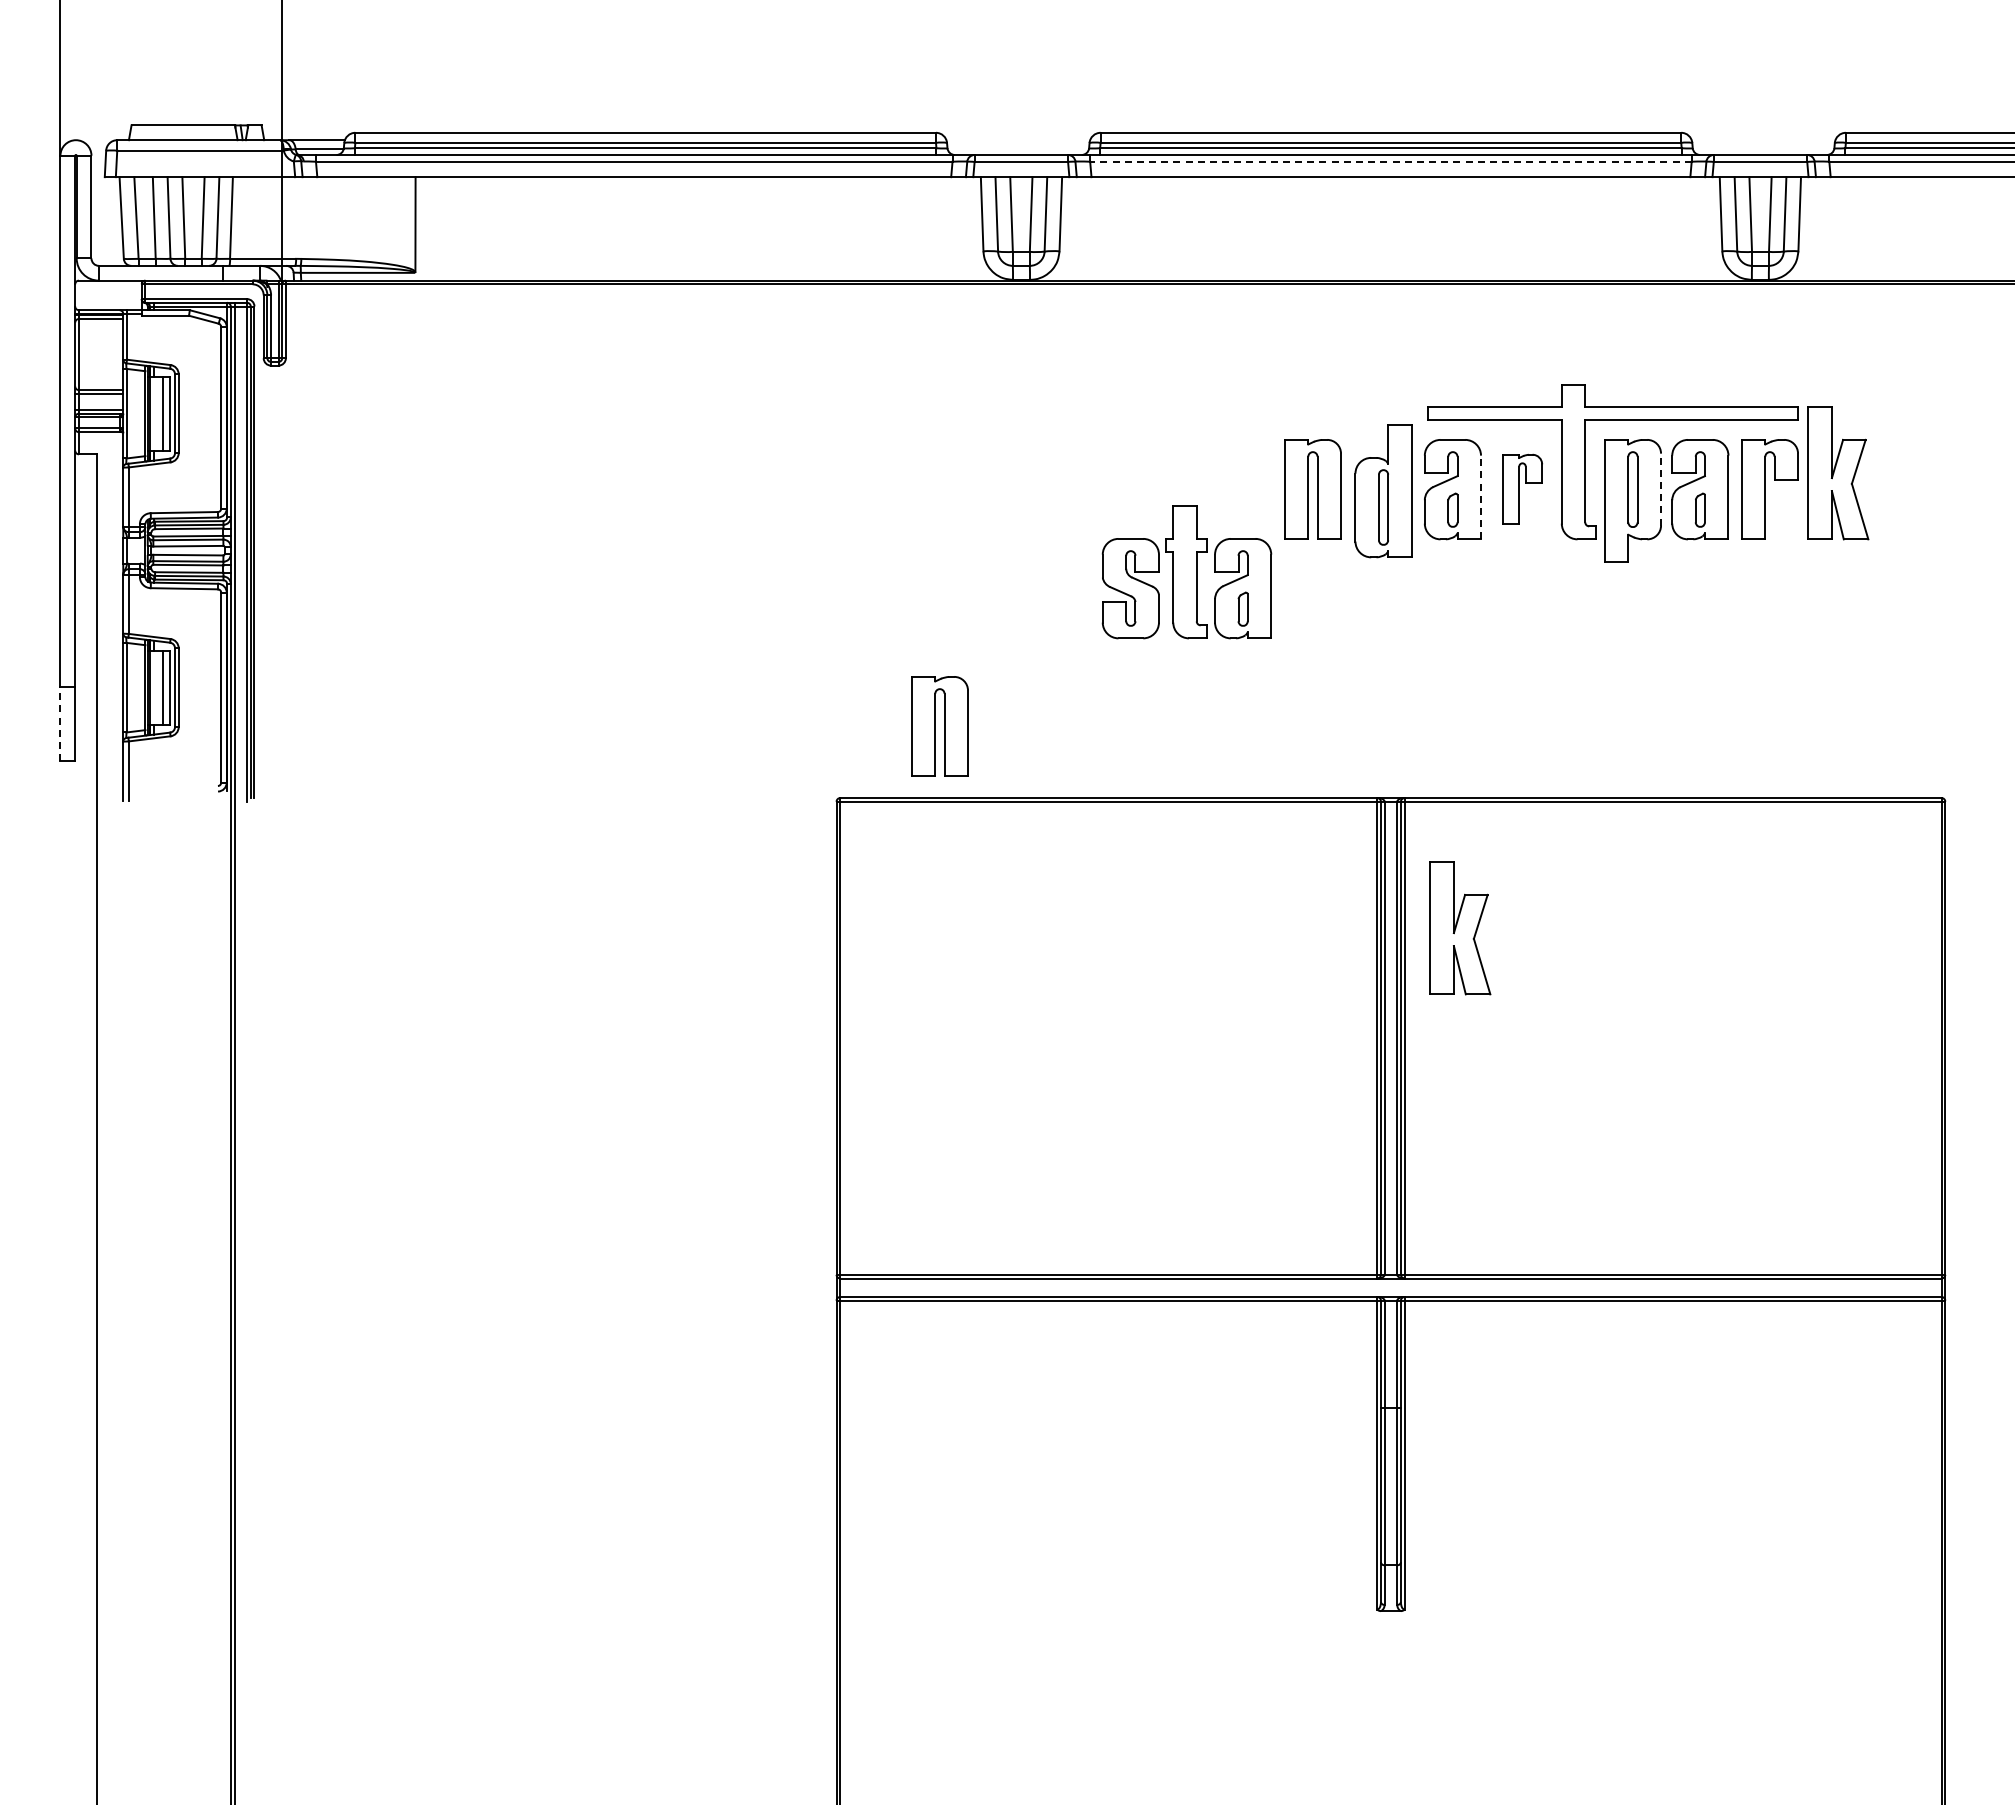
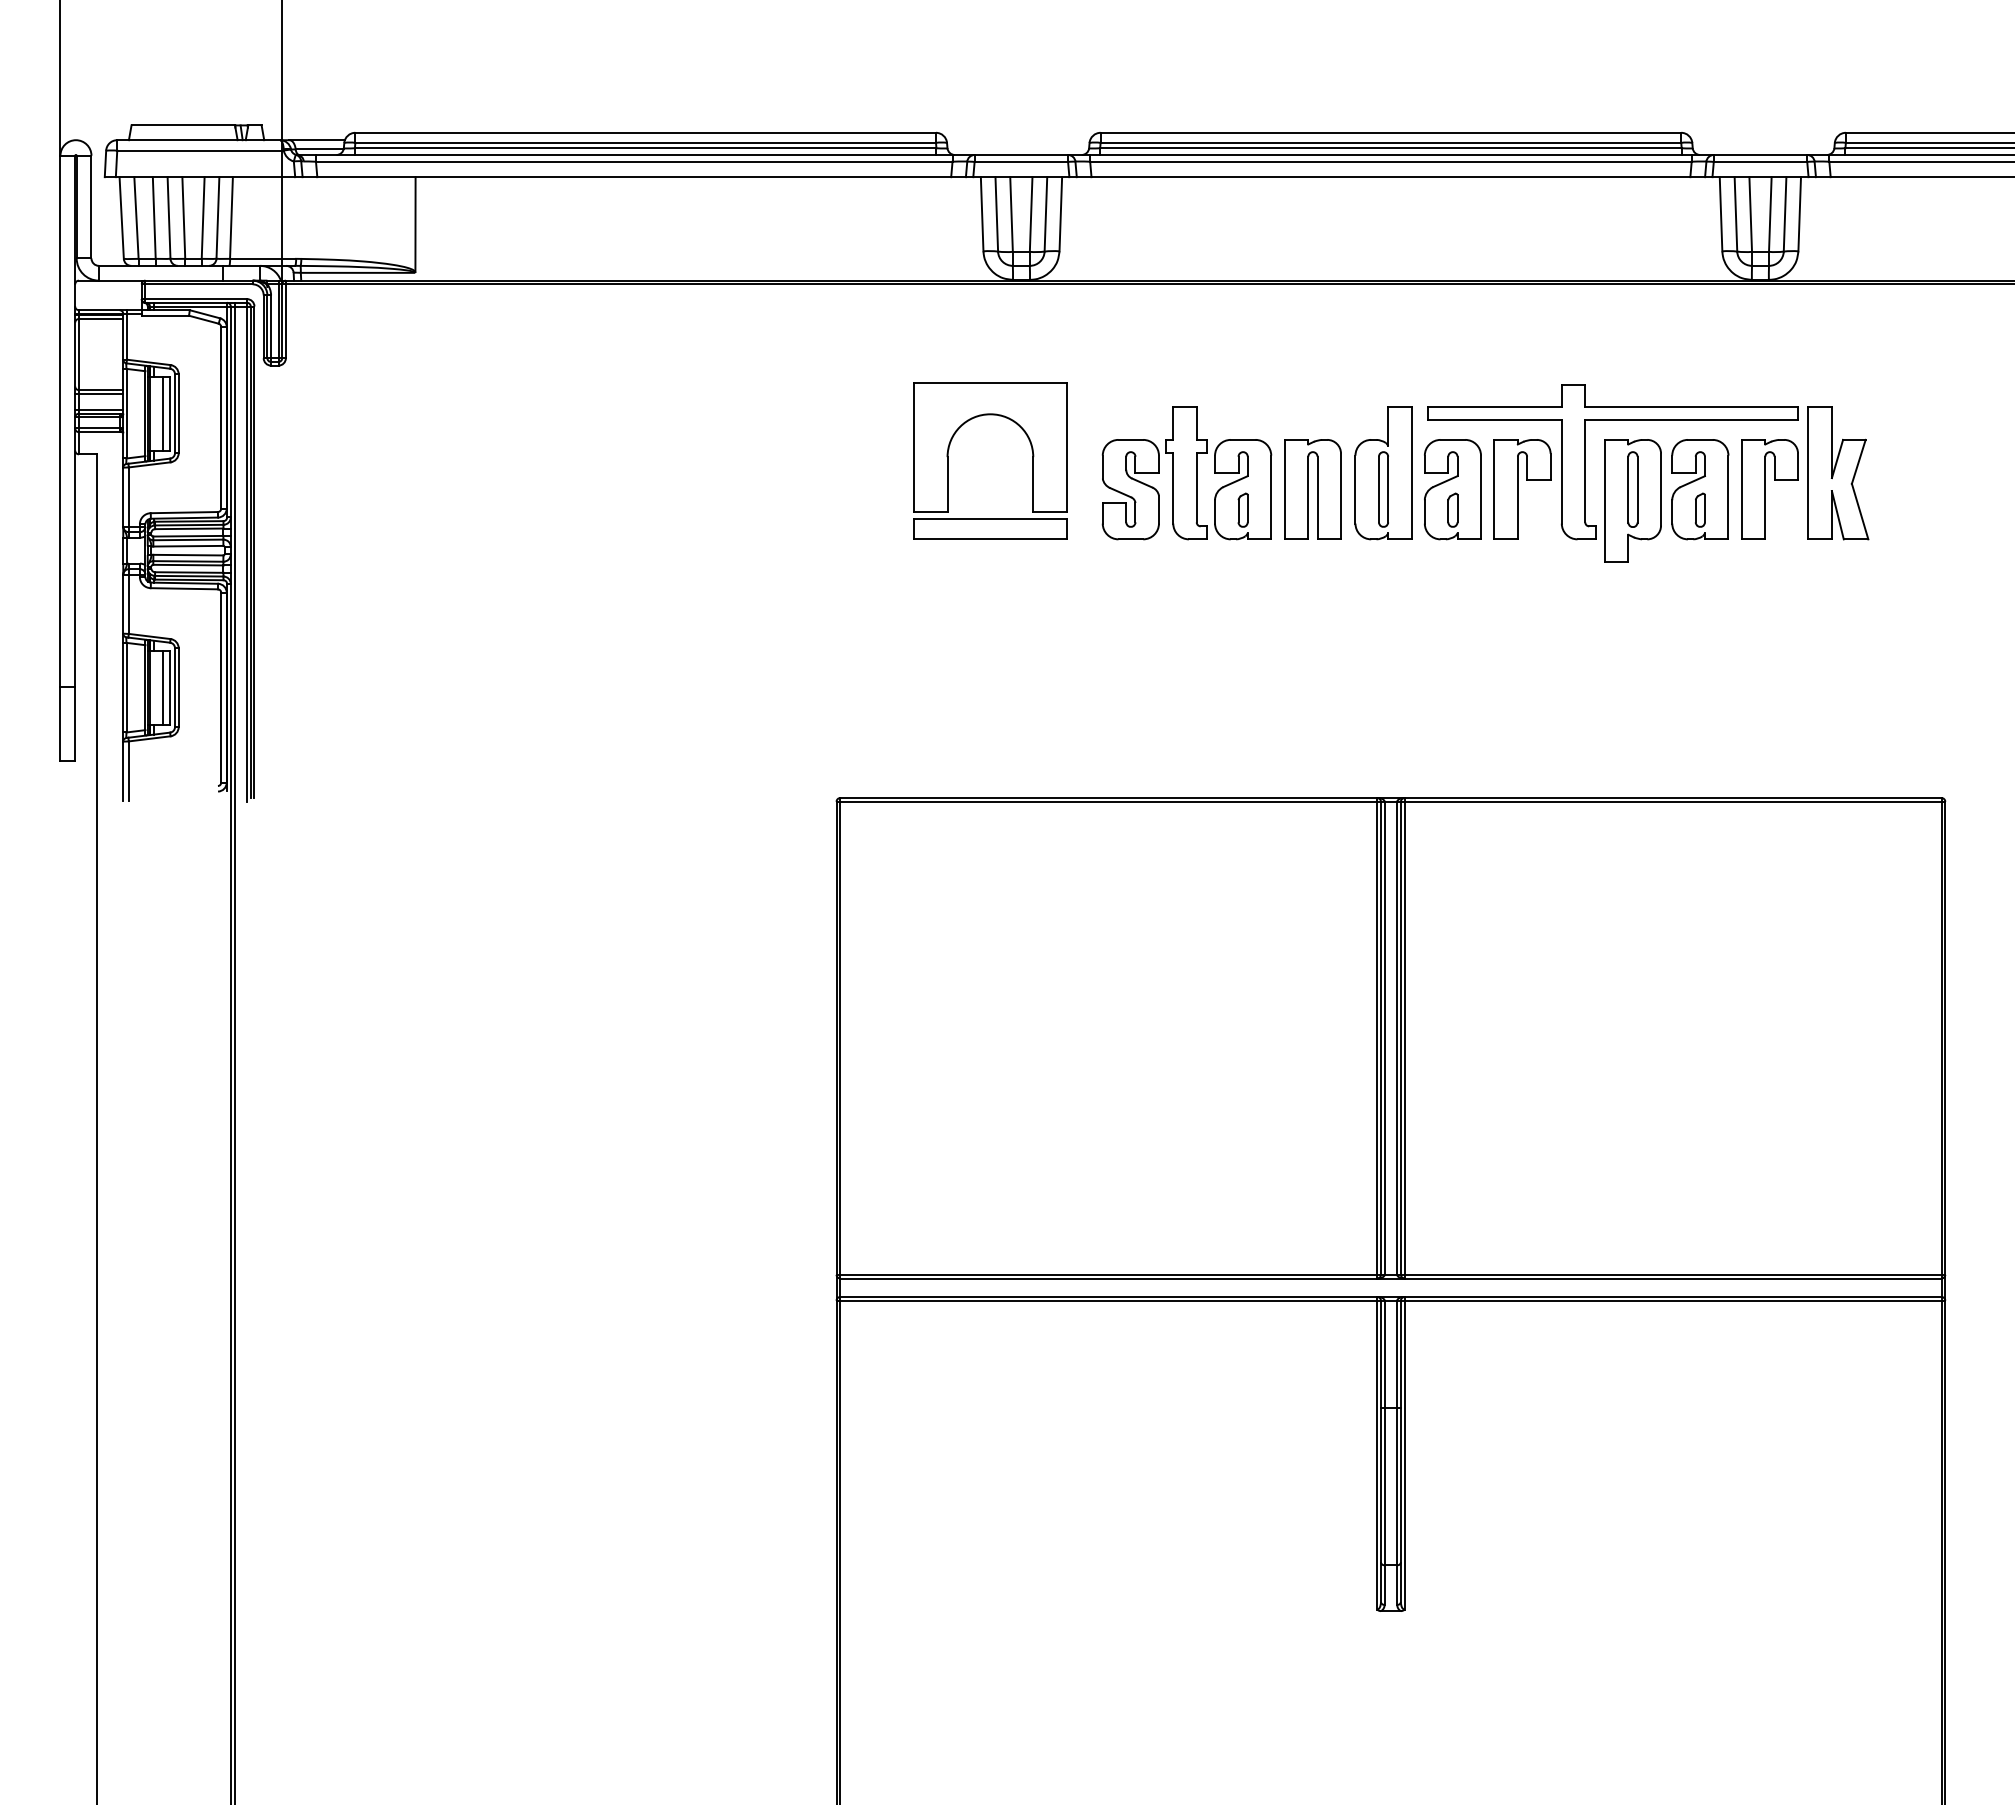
line: dashed -> solid (1390, 161)
part: none -> present (948, 460)
part size: 41x72 px -> 59x101 px (1522, 489)
line: dashed -> solid (1661, 489)
part position: (1383, 491) -> (1383, 473) (1383, 473)
line: dashed -> solid (1481, 497)
part position: (1186, 572) -> (1186, 473) (1186, 473)
line: dashed -> solid (60, 724)
part: present -> none (939, 726)
part: present -> none (1460, 928)
